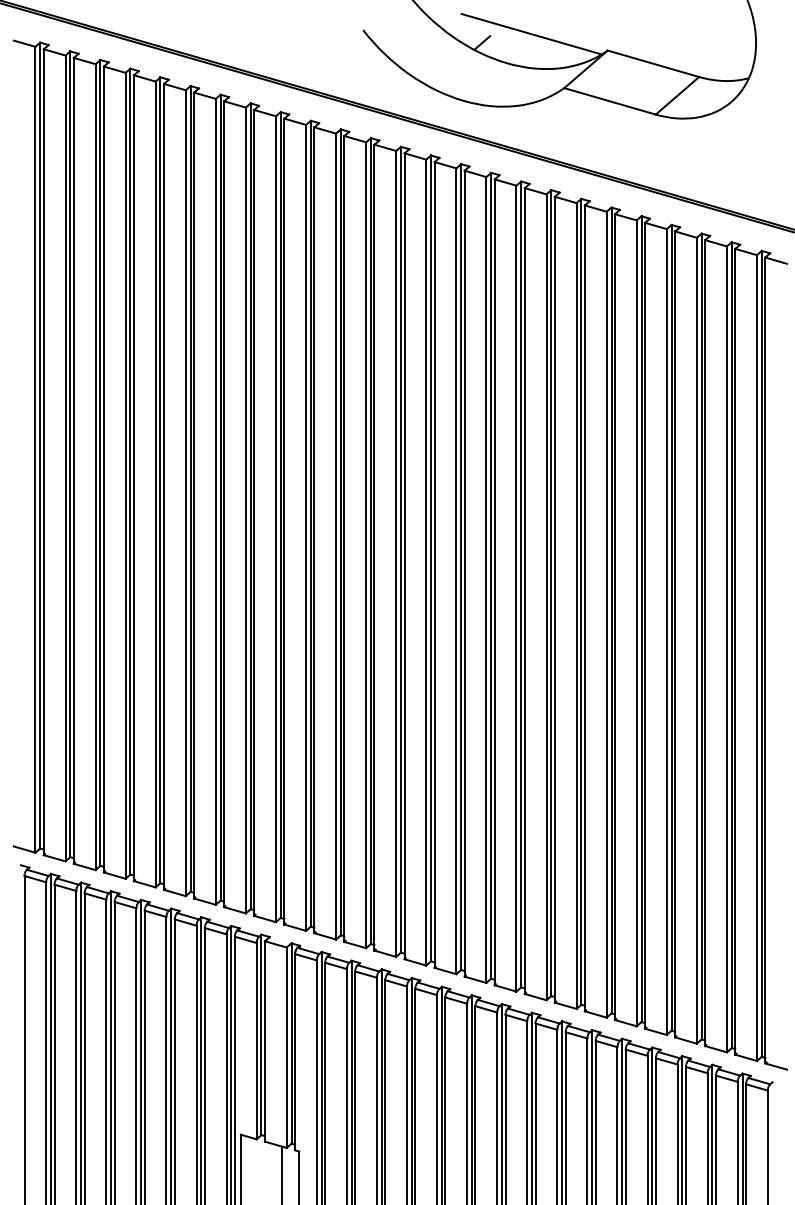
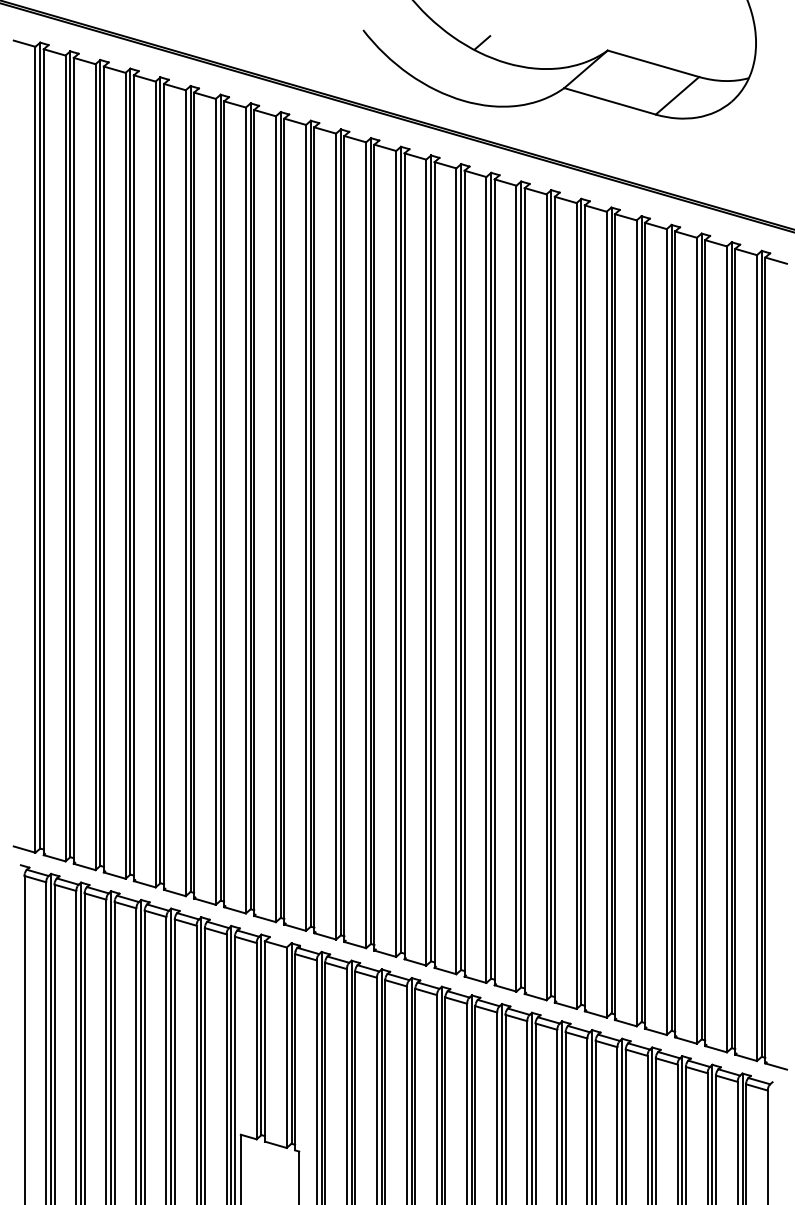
line: present -> none (530, 33)
line: present -> none (282, 1173)
